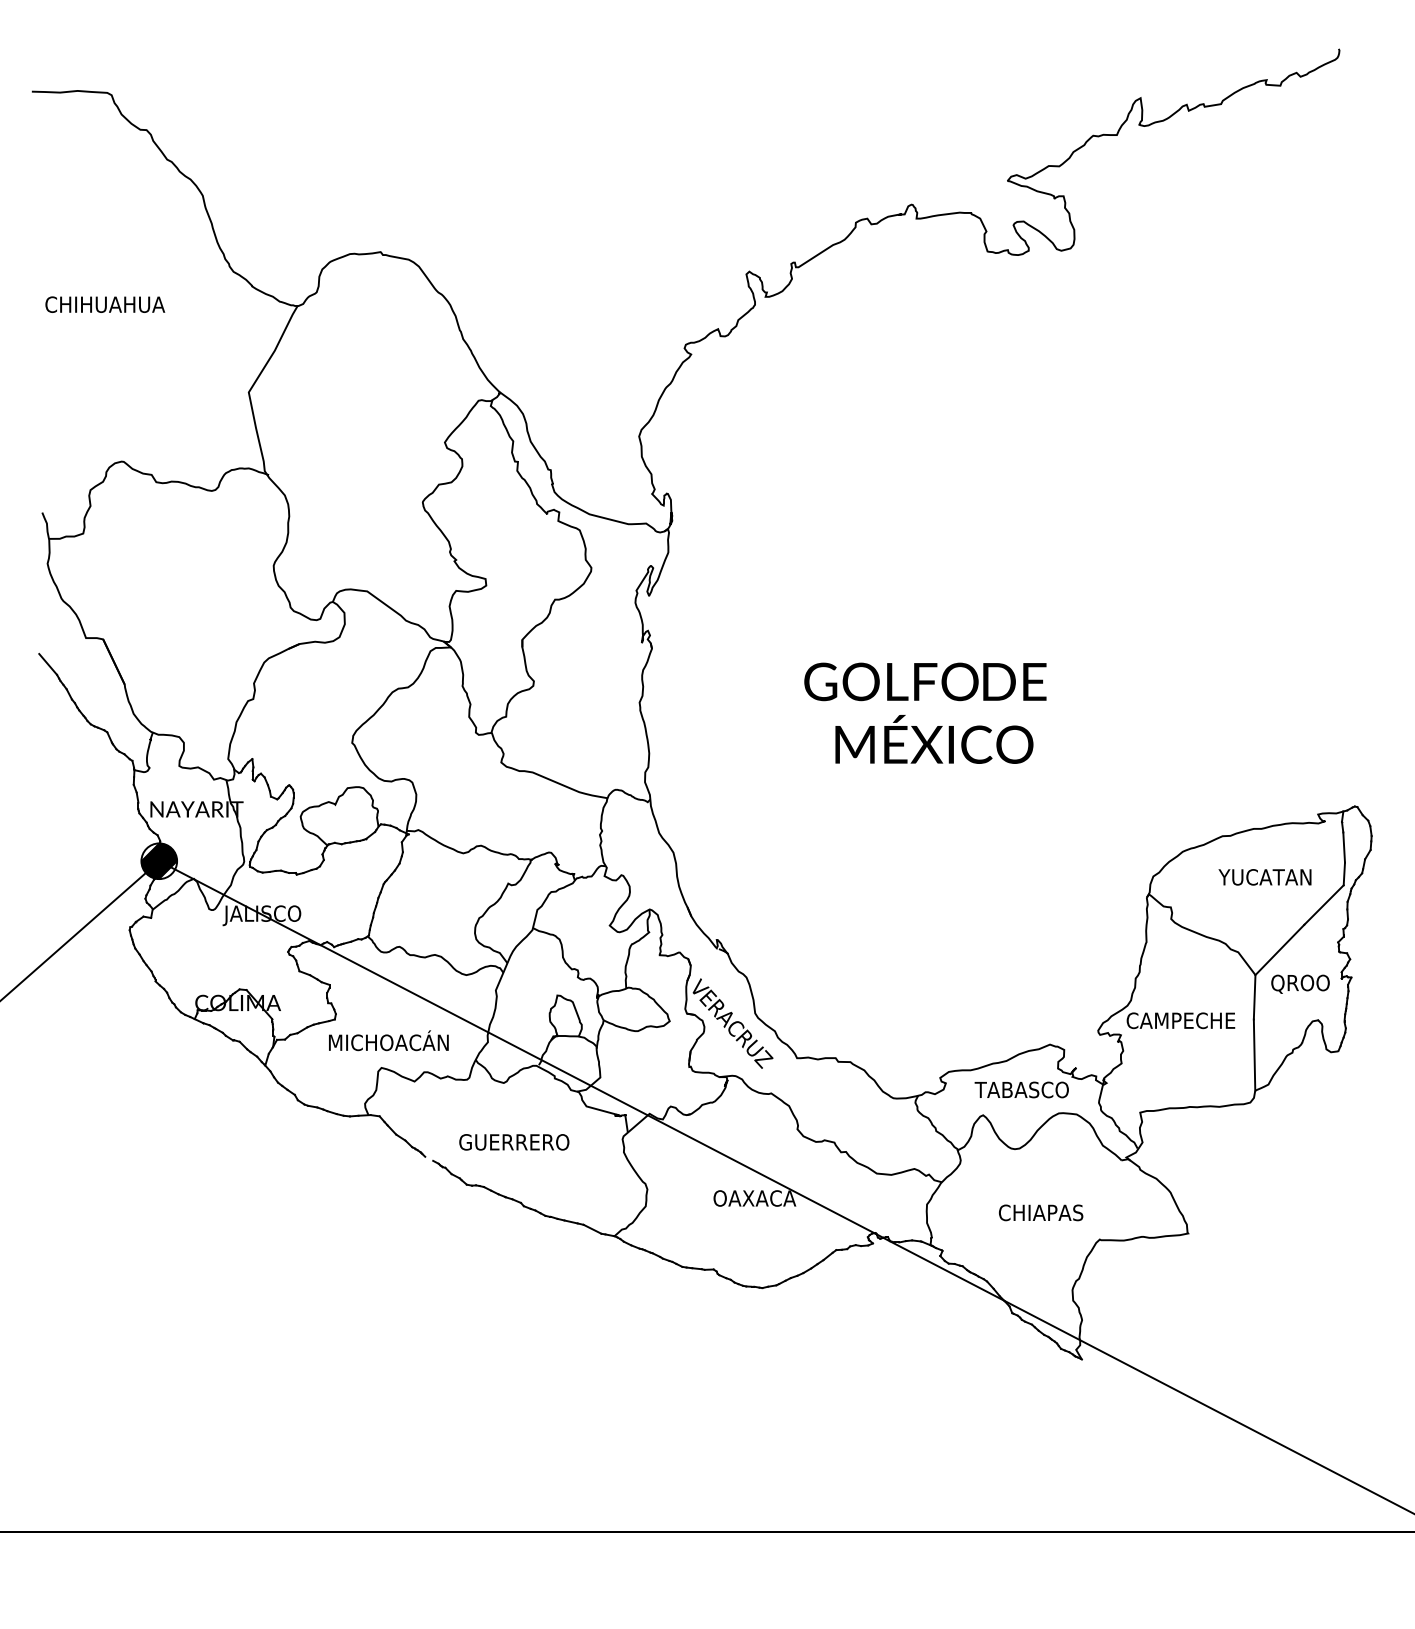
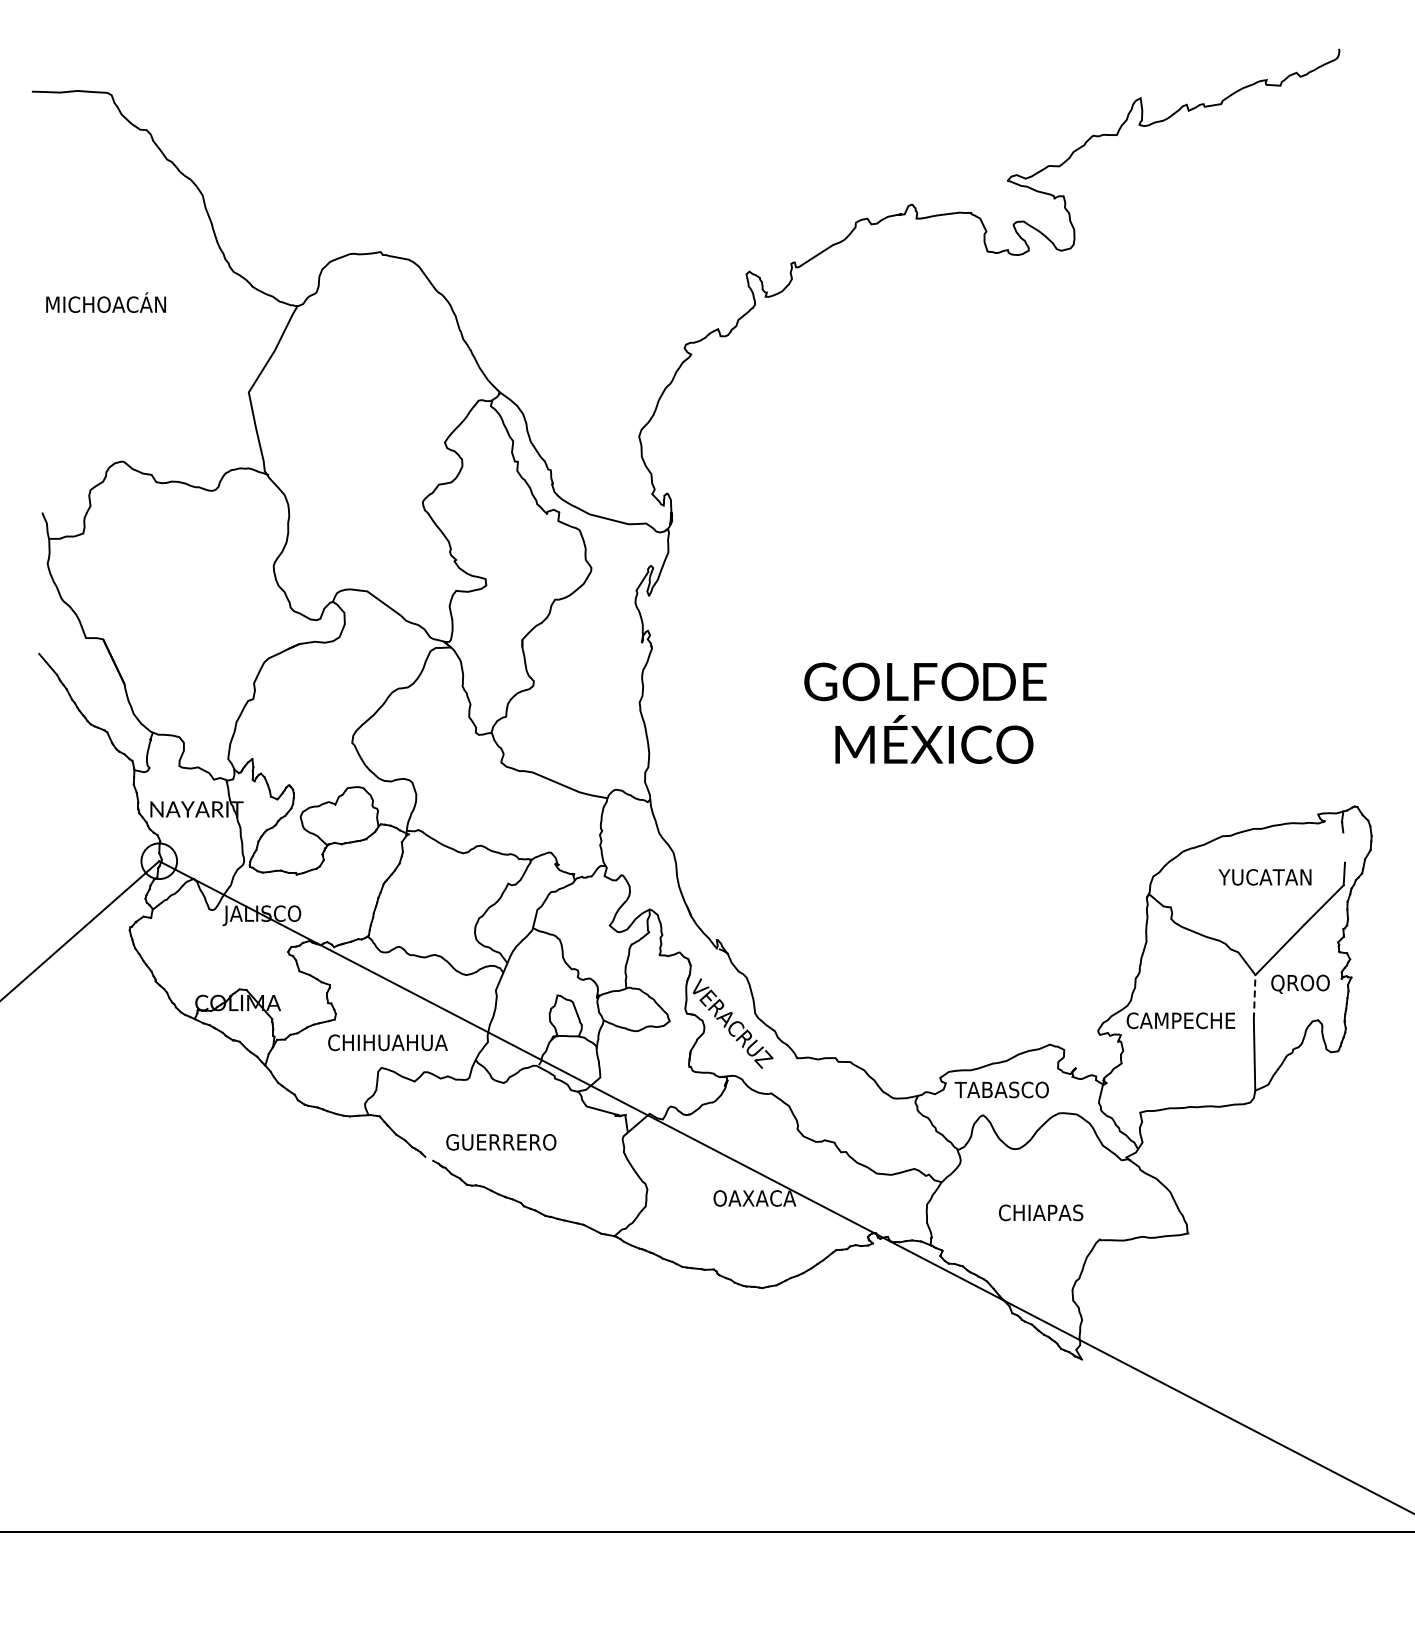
text: CHIHUAHUA -> MICHOACÁN (105, 302)
line: present -> none (1343, 847)
hatch: present -> none (159, 861)
line: solid -> dashed (1254, 996)
text: MICHOACÁN -> CHIHUAHUA (388, 1040)
text position: (1021, 1089) -> (1001, 1089) (1001, 1089)
text position: (514, 1142) -> (501, 1142) (501, 1142)
